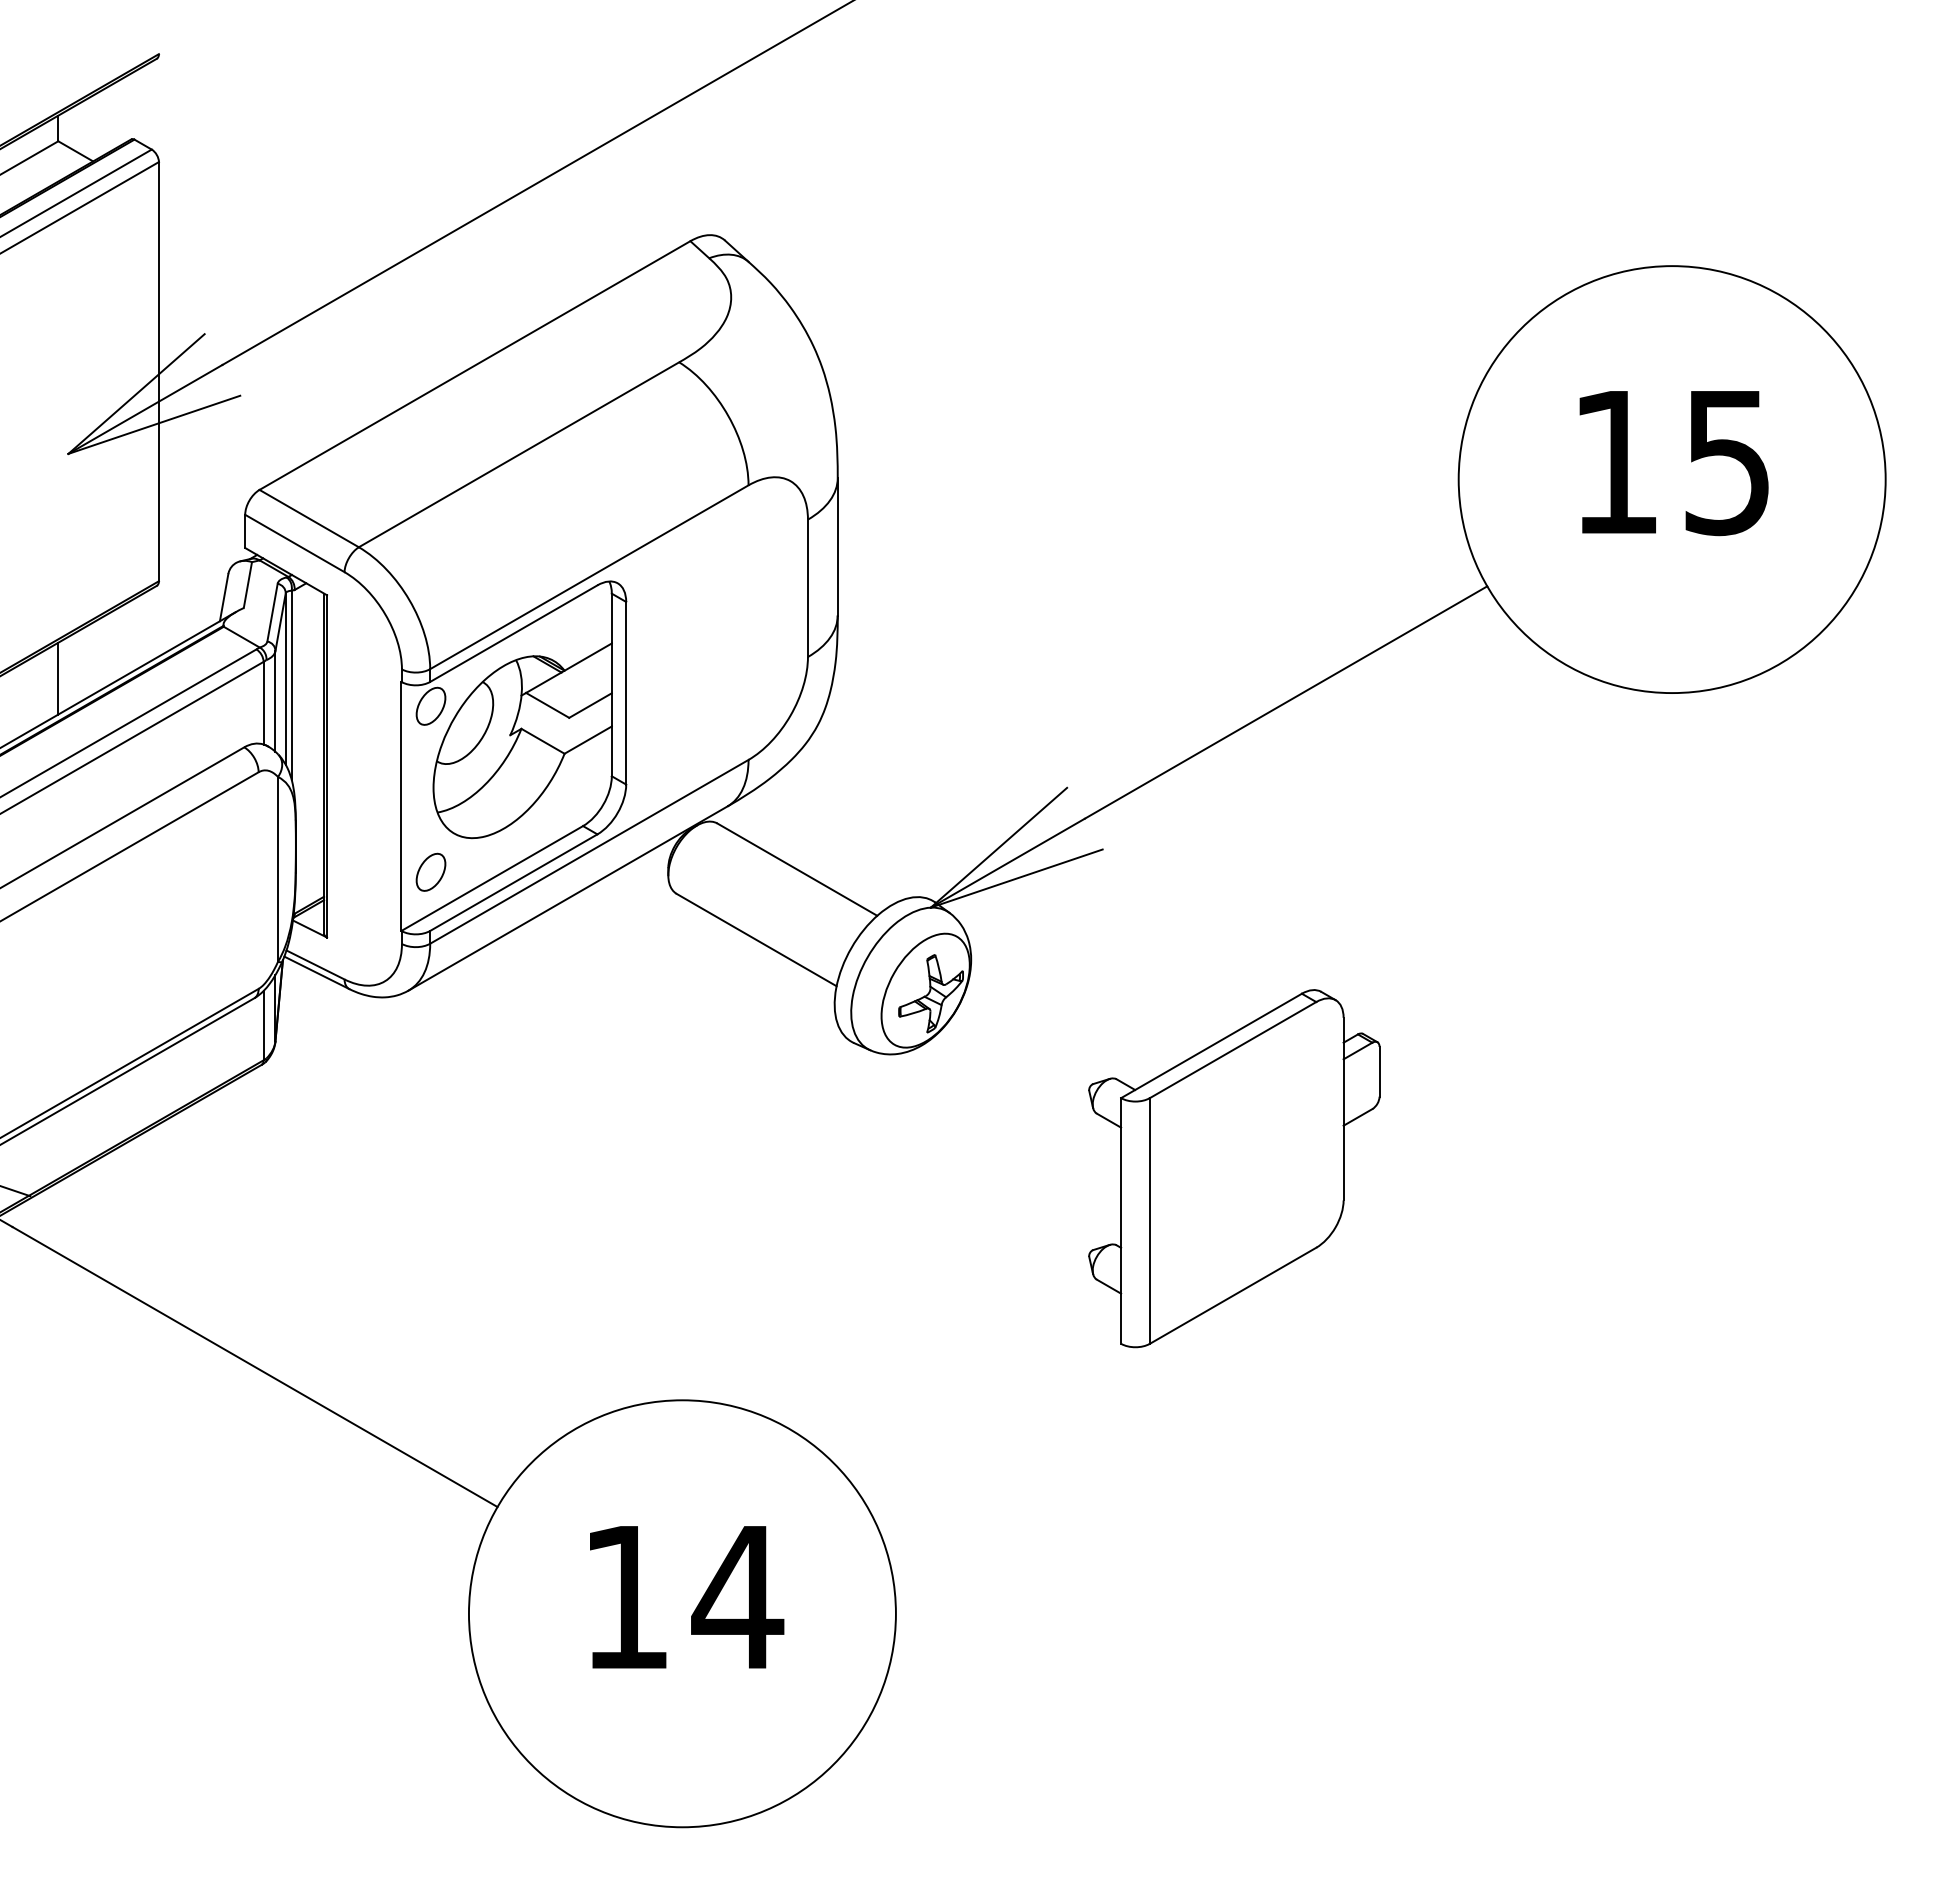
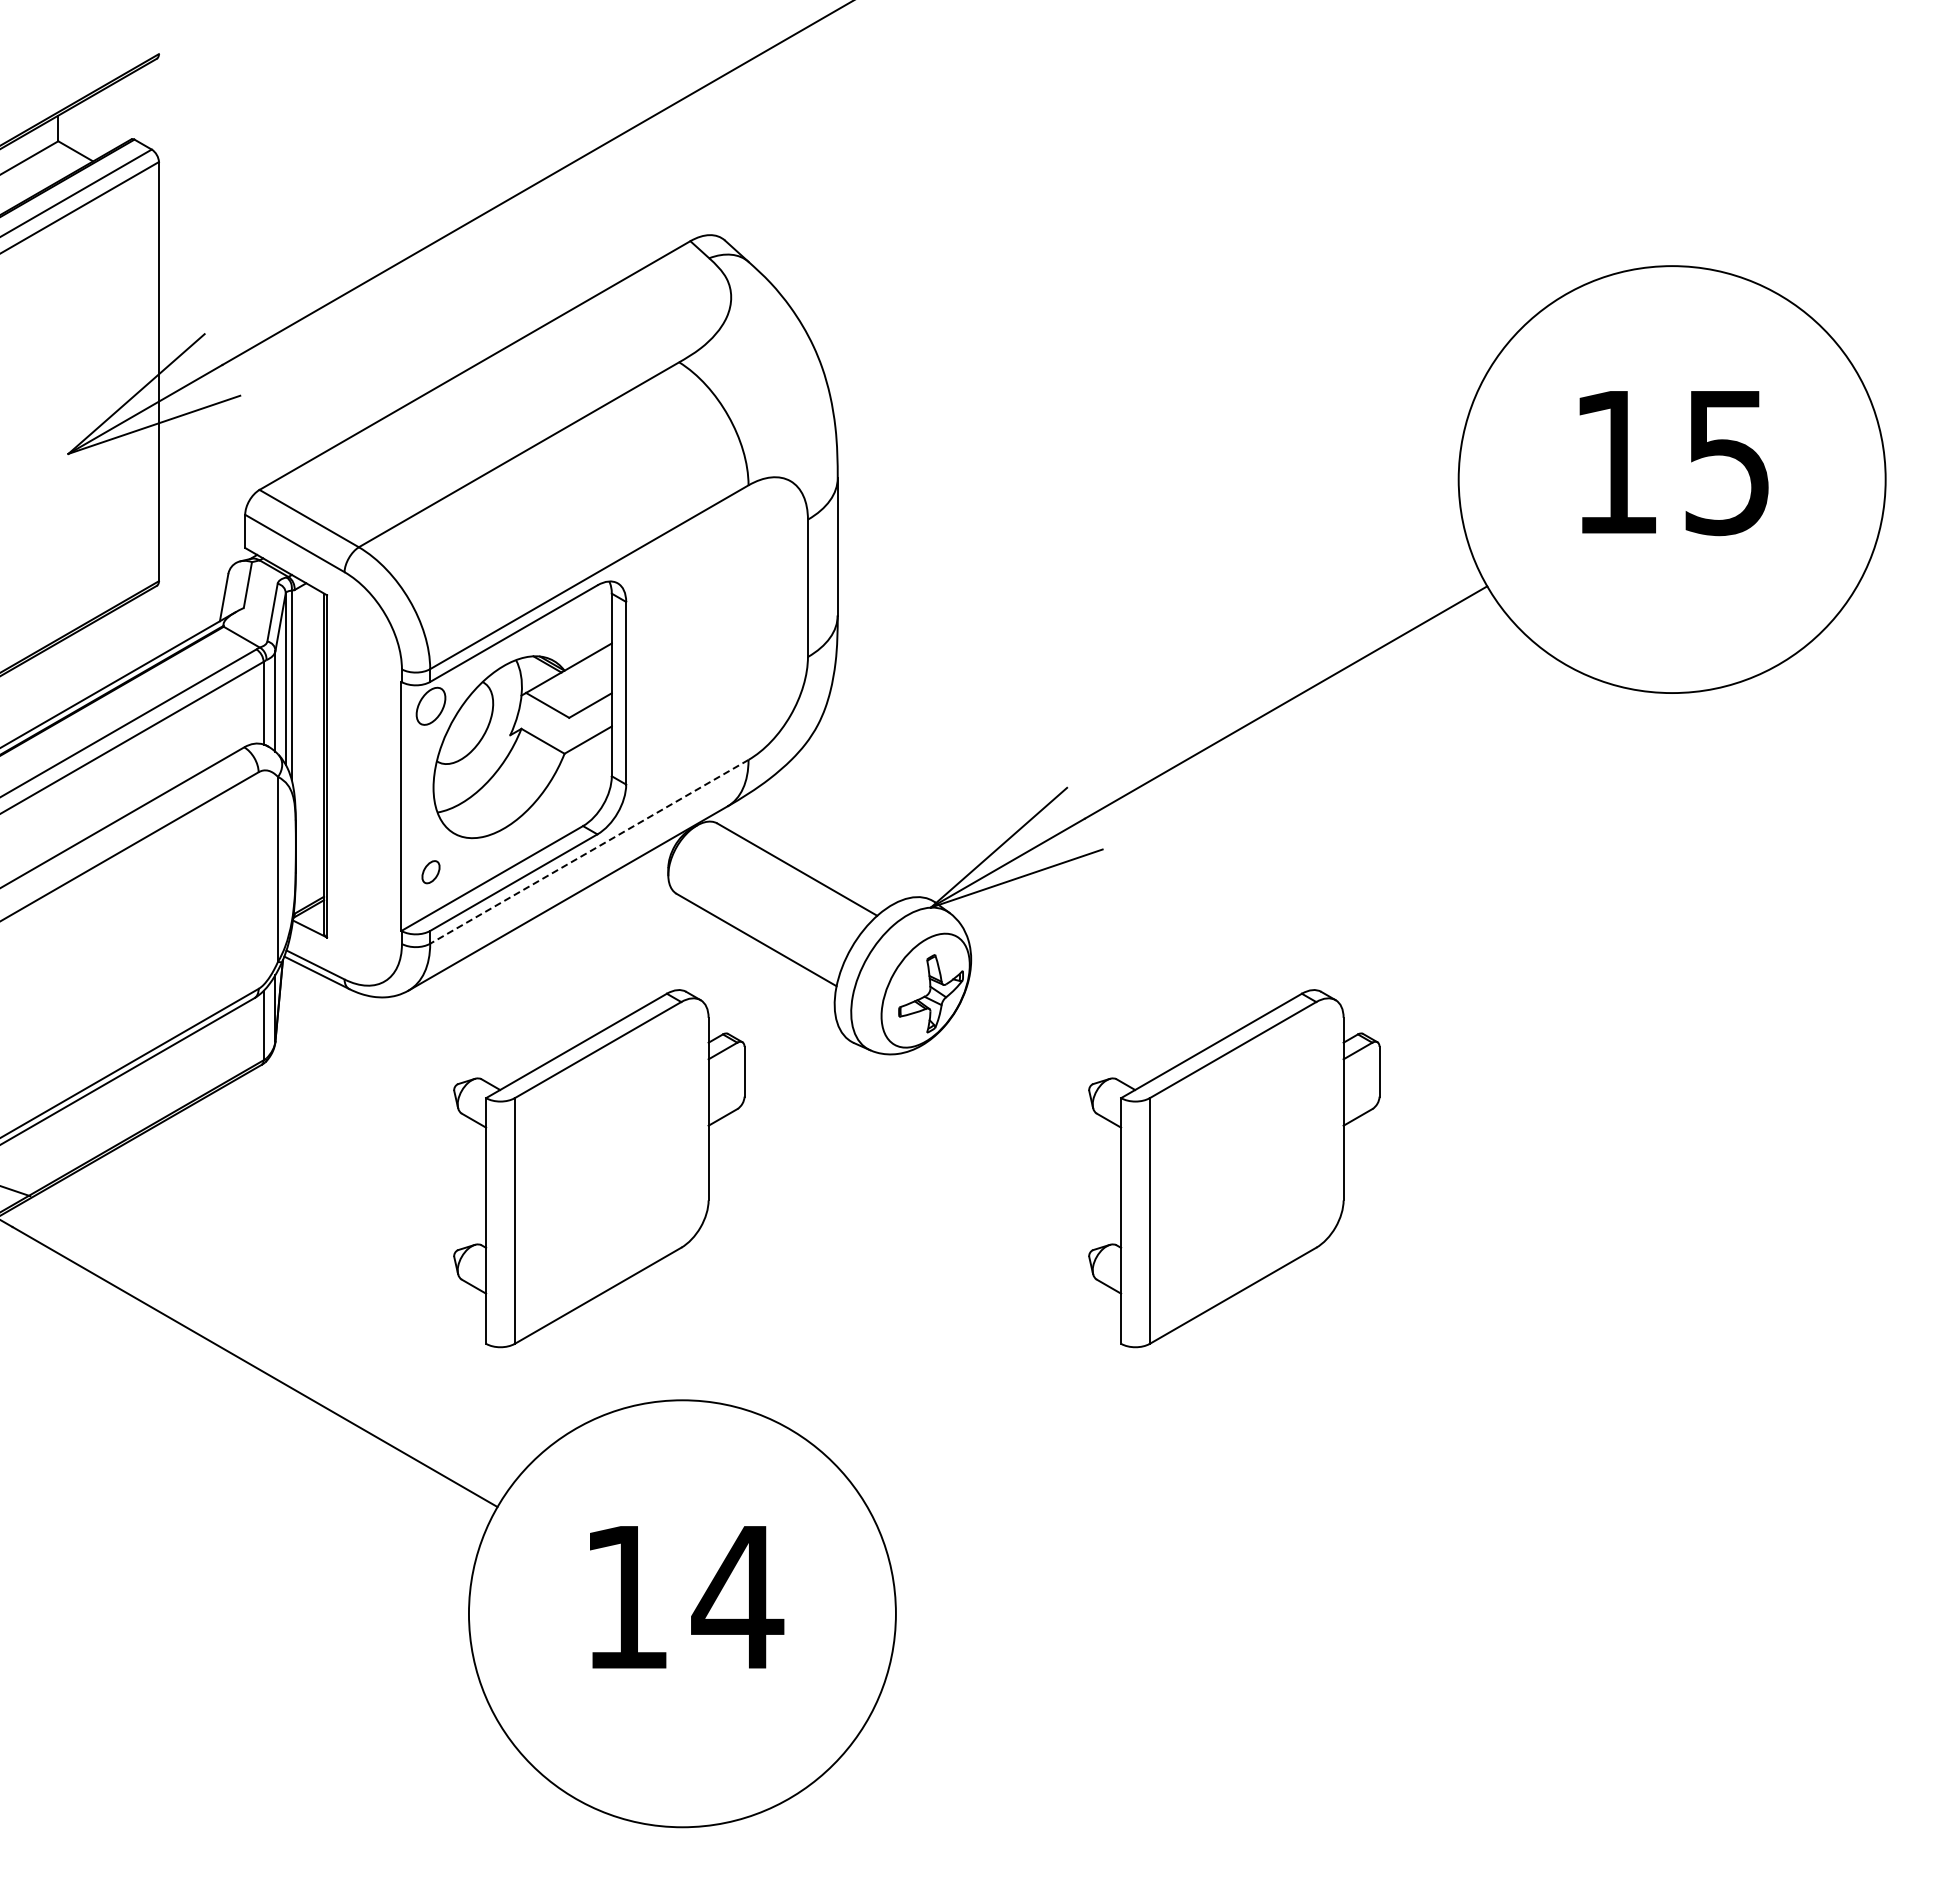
line: present -> none (58, 678)
line: solid -> dashed (589, 851)
part size: 32x40 px -> 20x25 px (430, 872)
part: none -> present (599, 1168)
